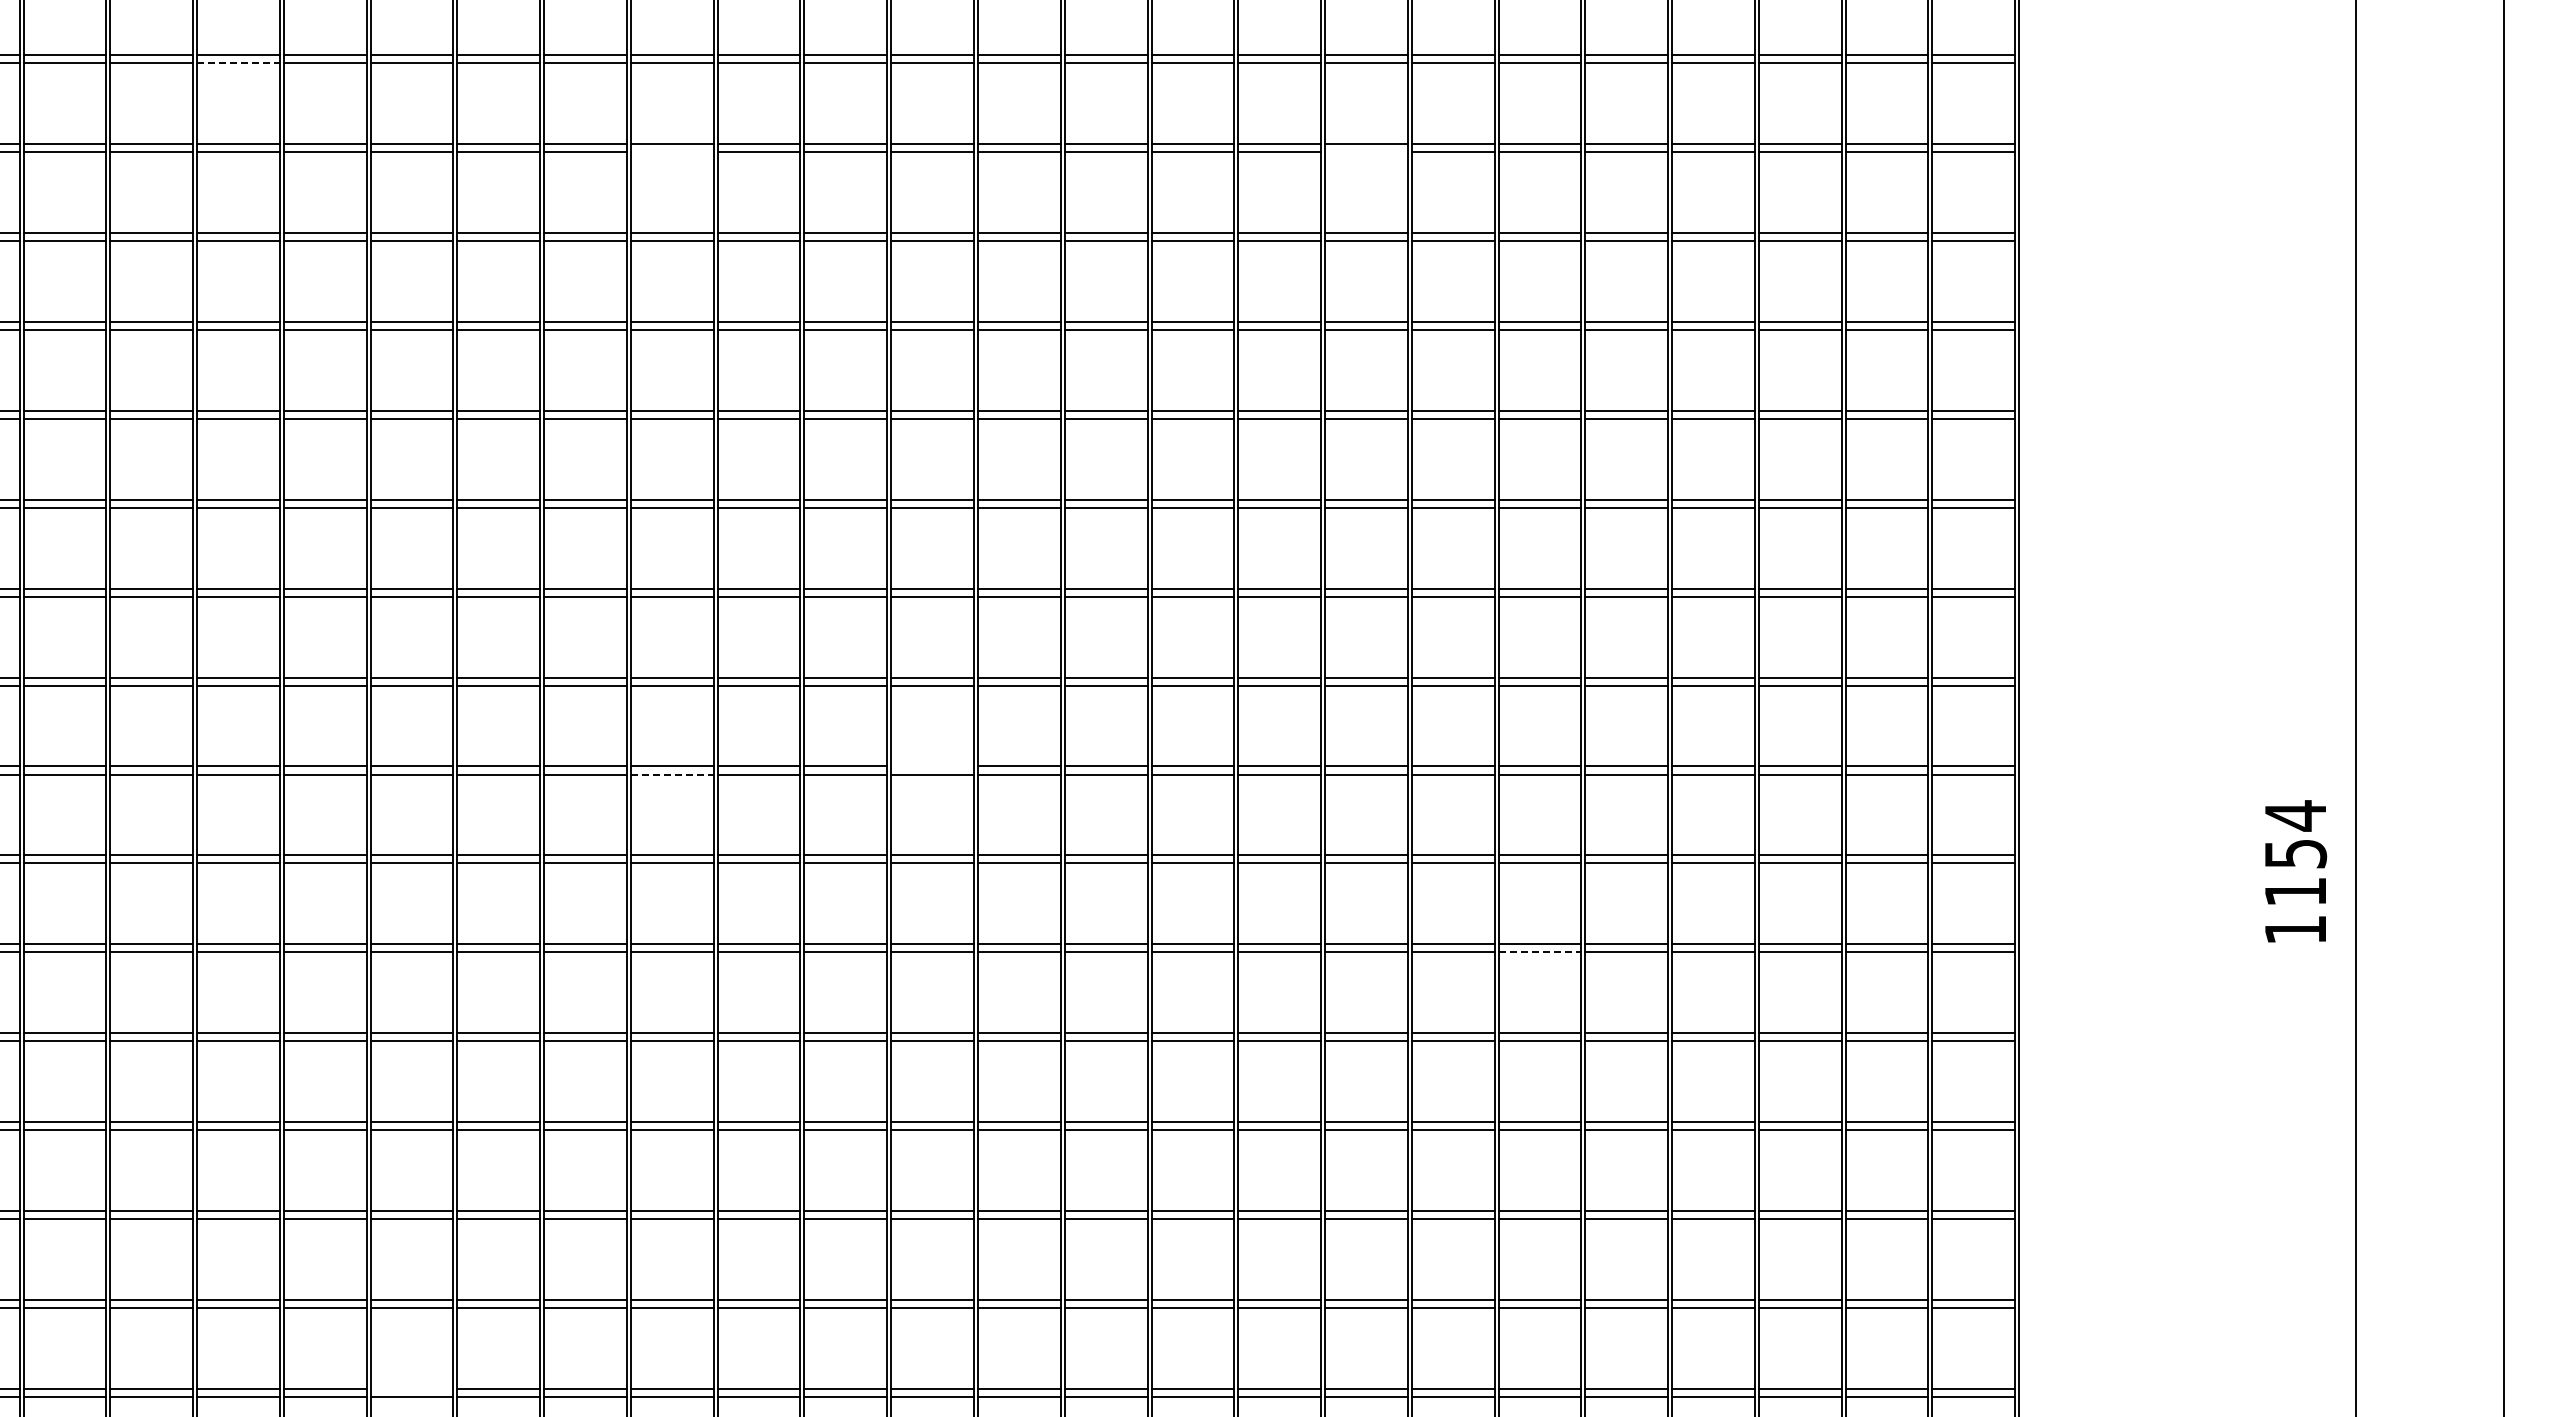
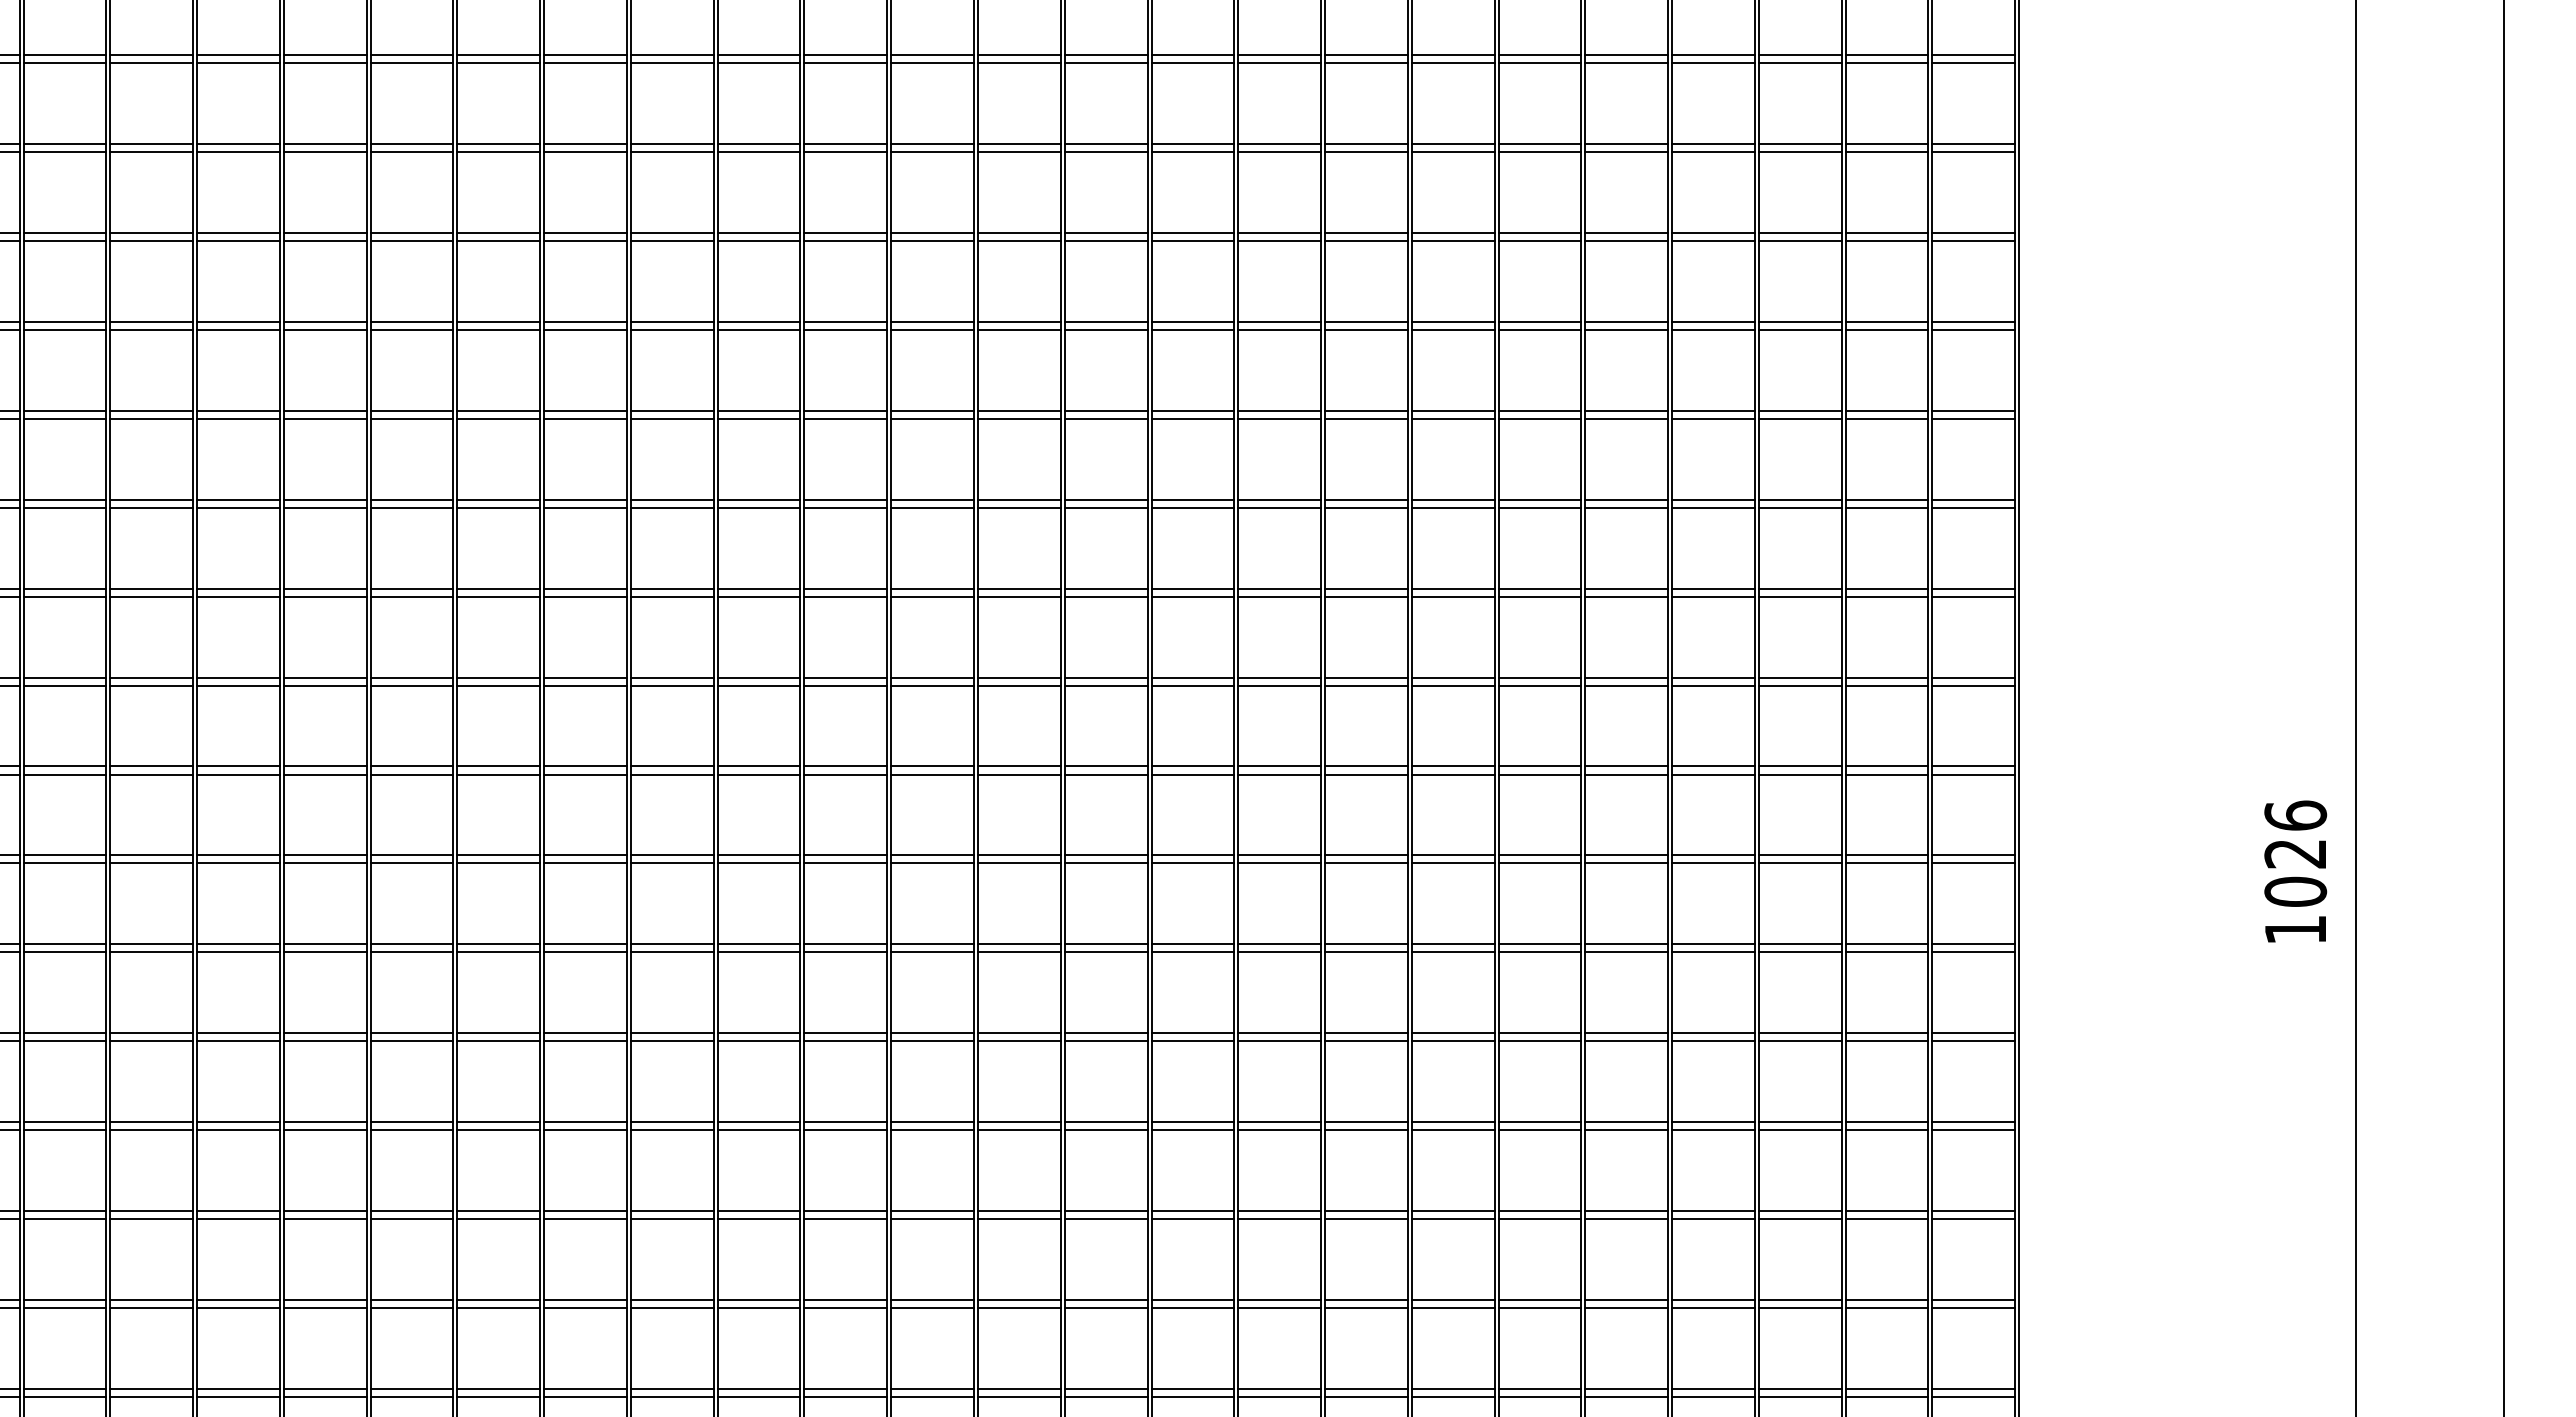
line: dashed -> solid (238, 63)
line: none -> present (671, 152)
line: none -> present (1366, 152)
line: none -> present (932, 766)
line: dashed -> solid (672, 774)
text: 1154 -> 1026 (2295, 853)
line: dashed -> solid (1540, 952)
line: none -> present (411, 1388)
